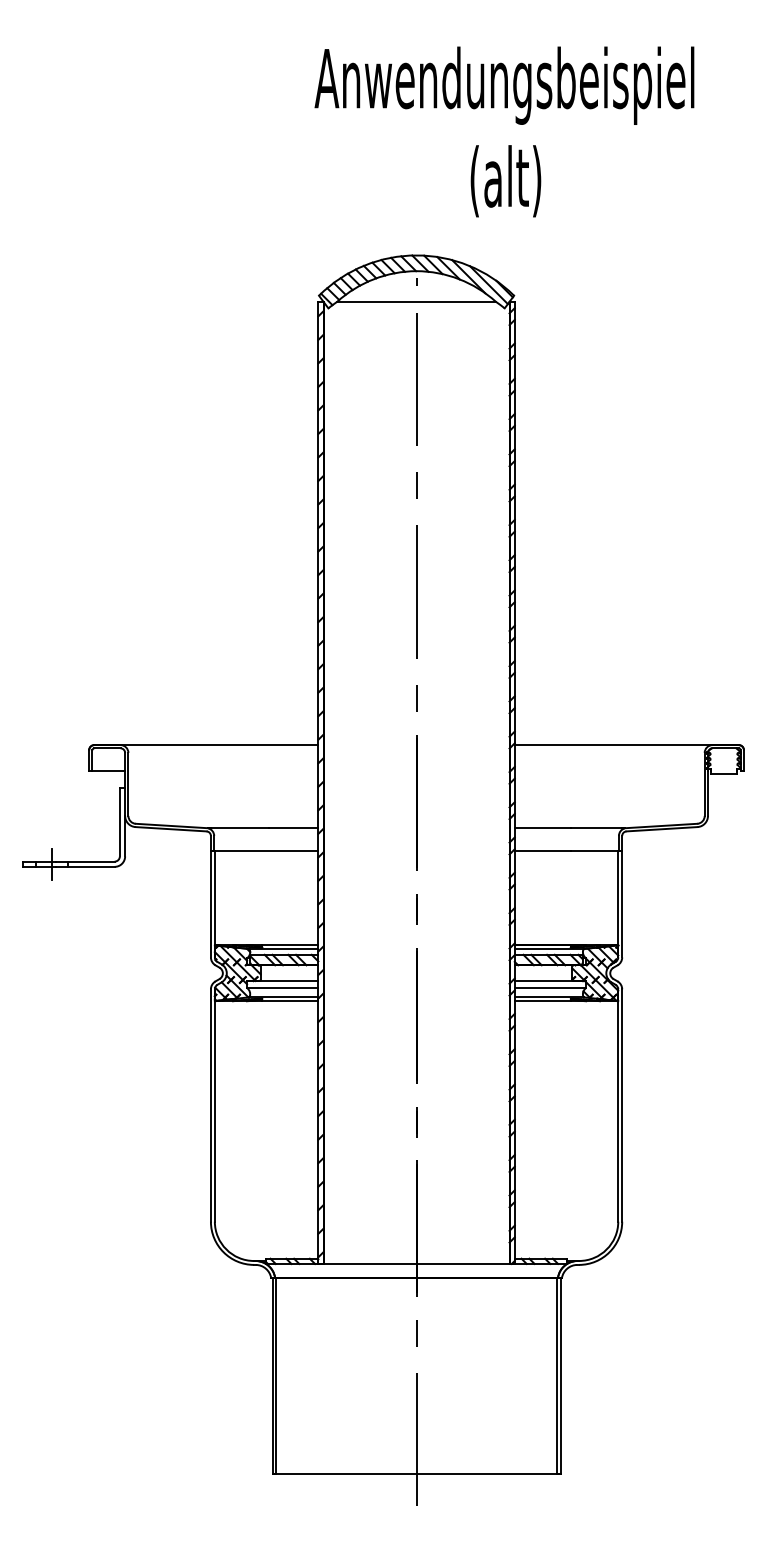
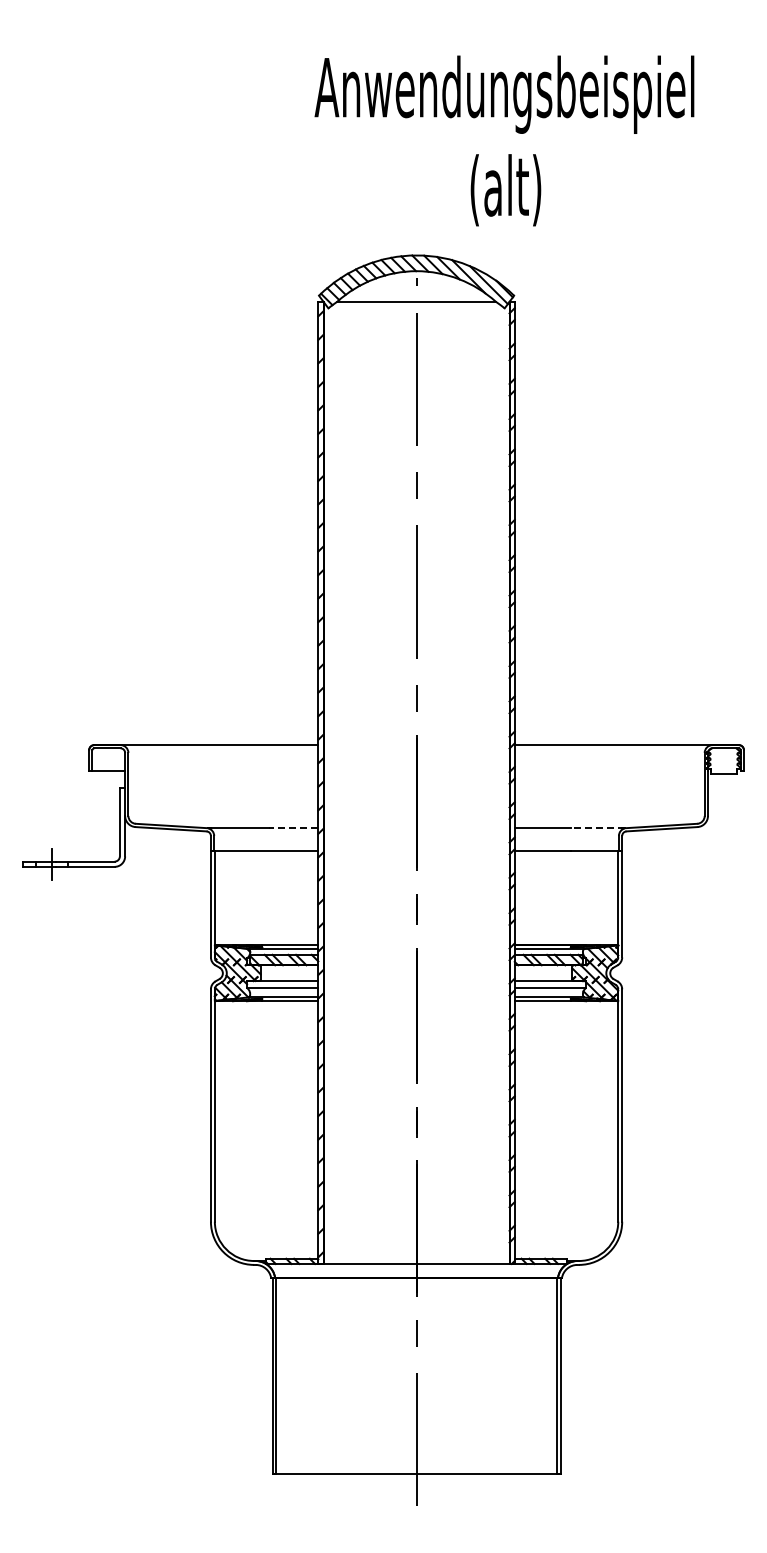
text position: (504, 131) -> (504, 140) (504, 140)
line: solid -> dashed (293, 828)
line: solid -> dashed (597, 828)
